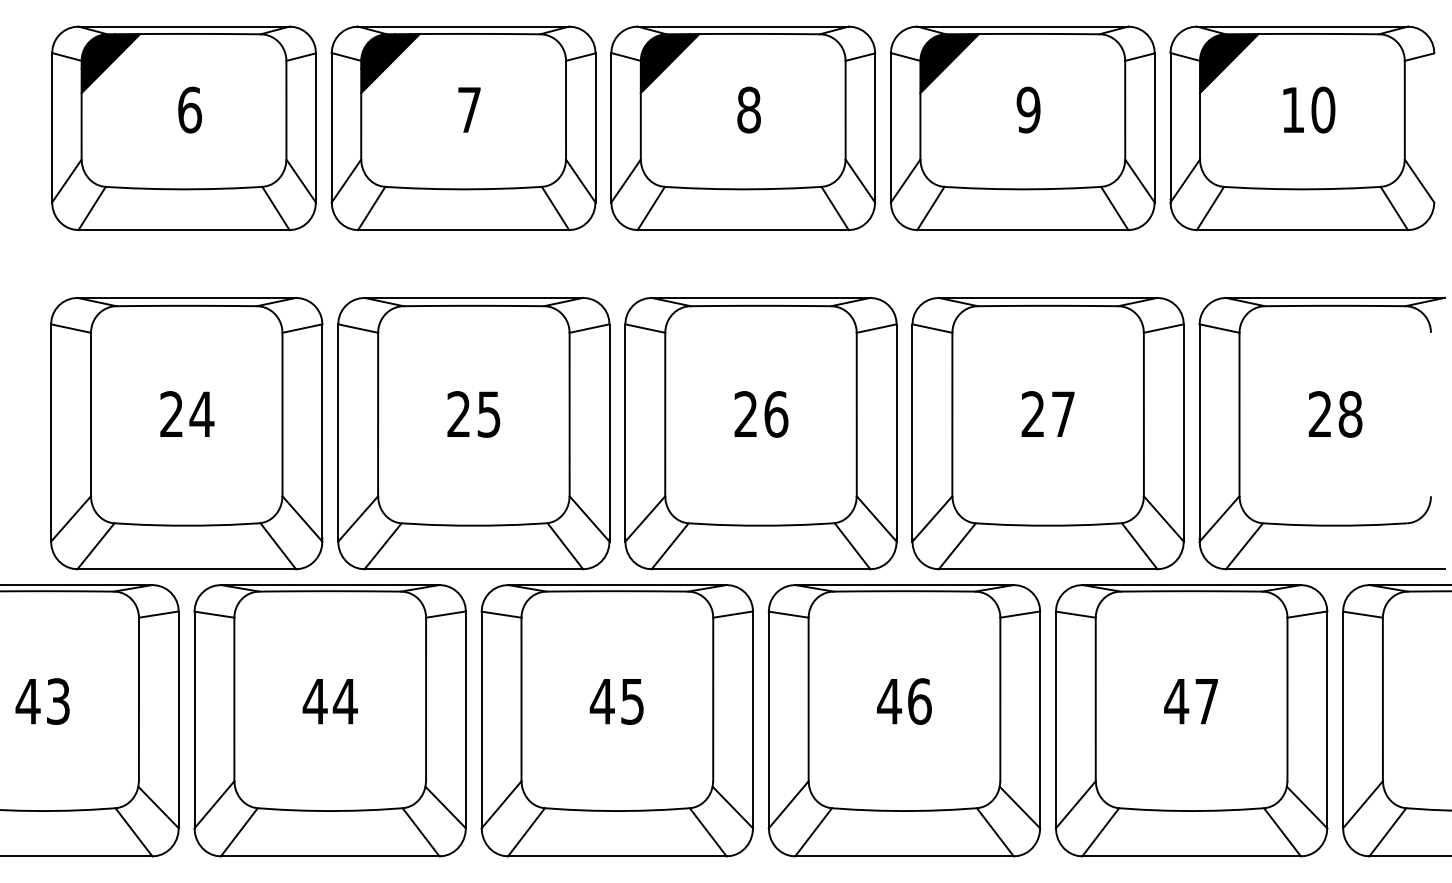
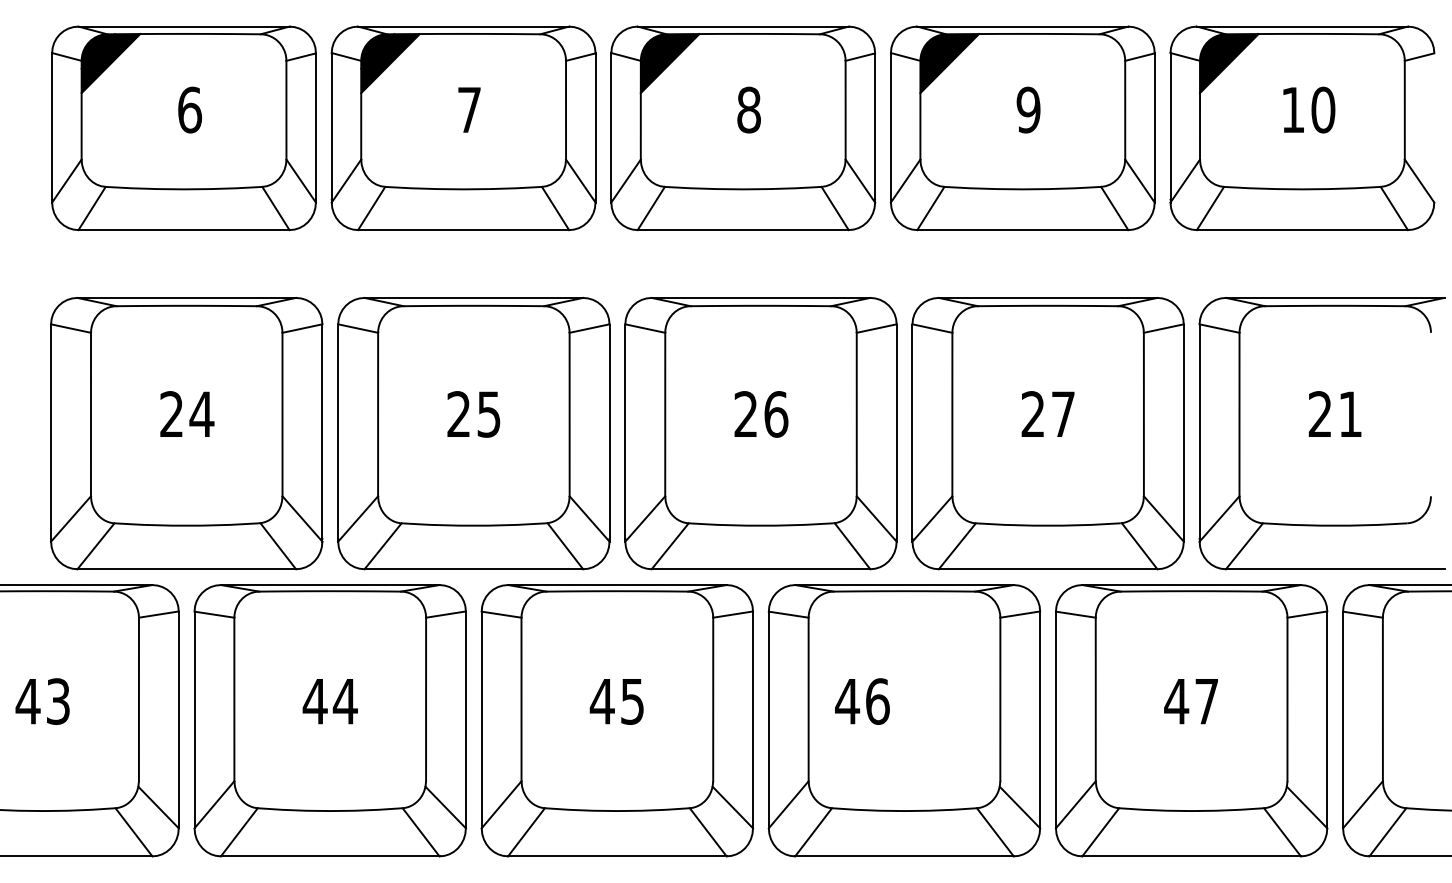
text: 28 -> 21 (1350, 414)
text position: (904, 701) -> (862, 701) (862, 701)
